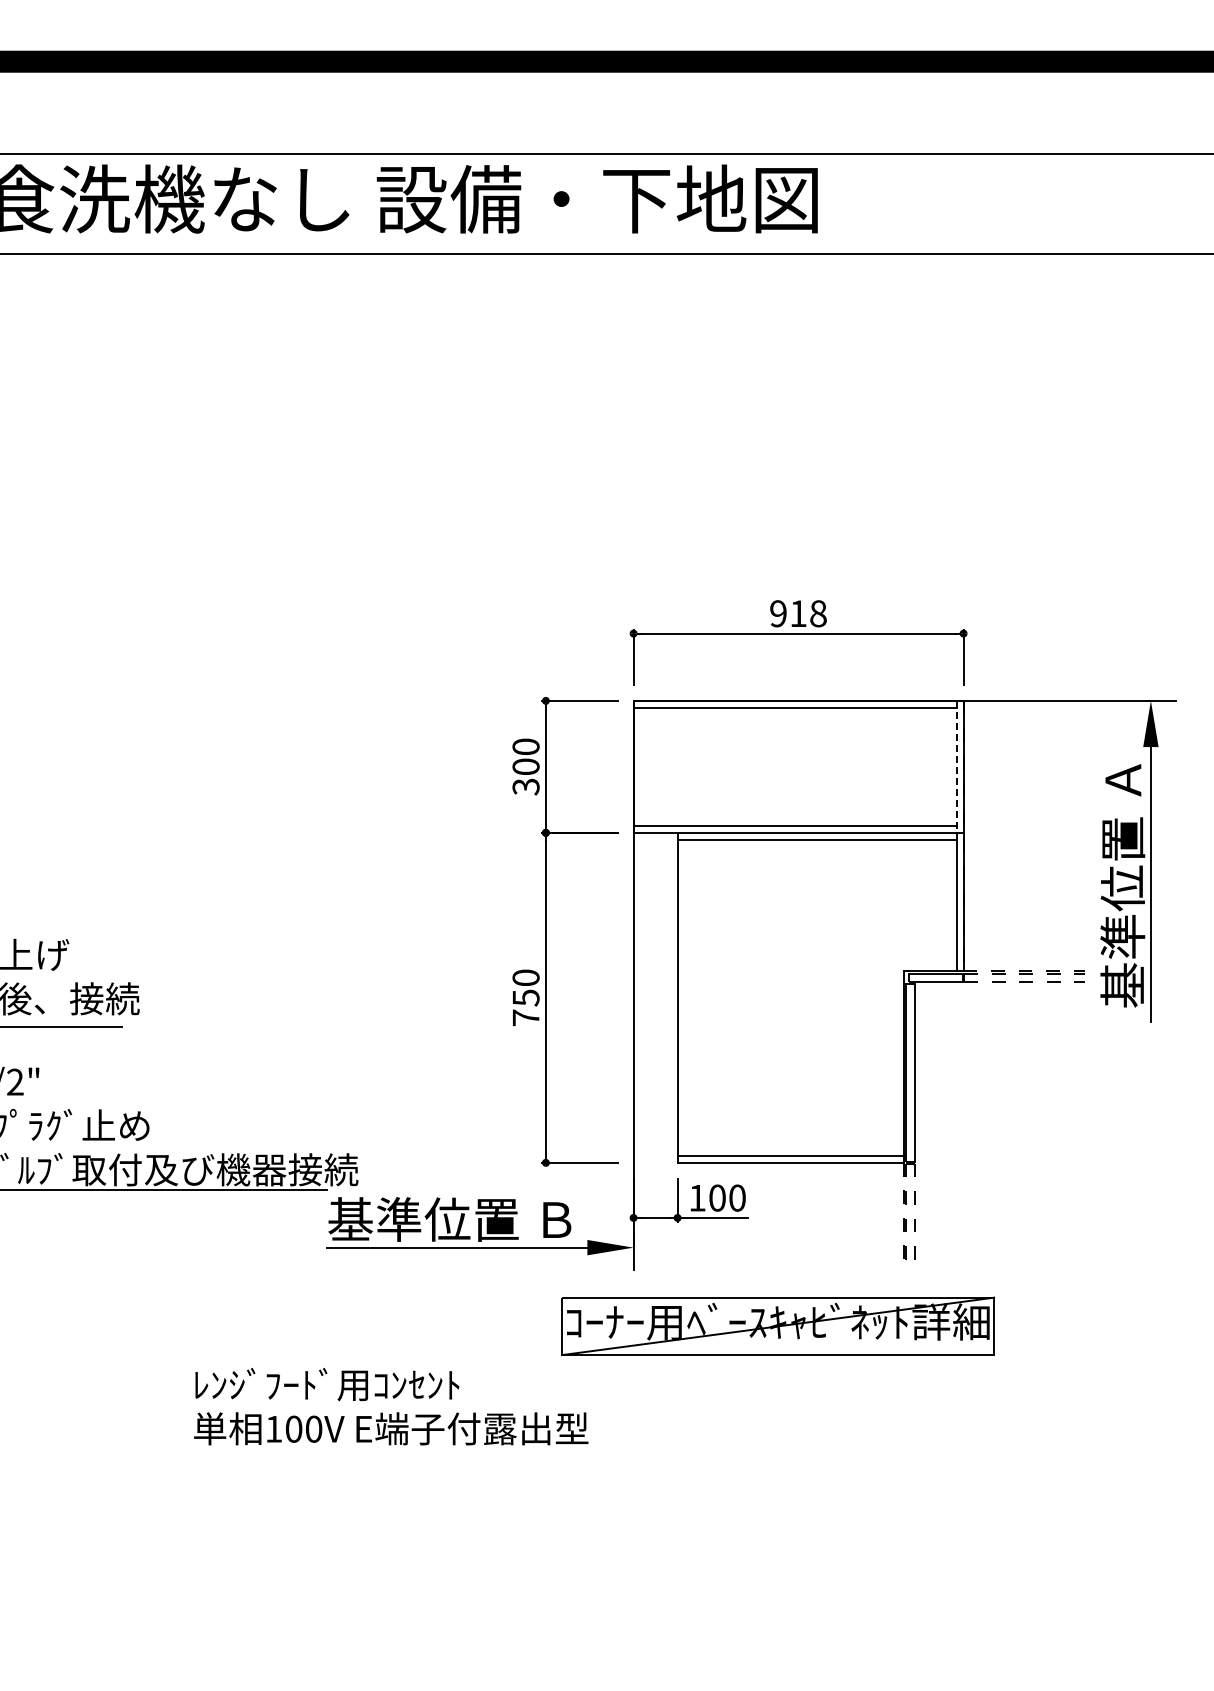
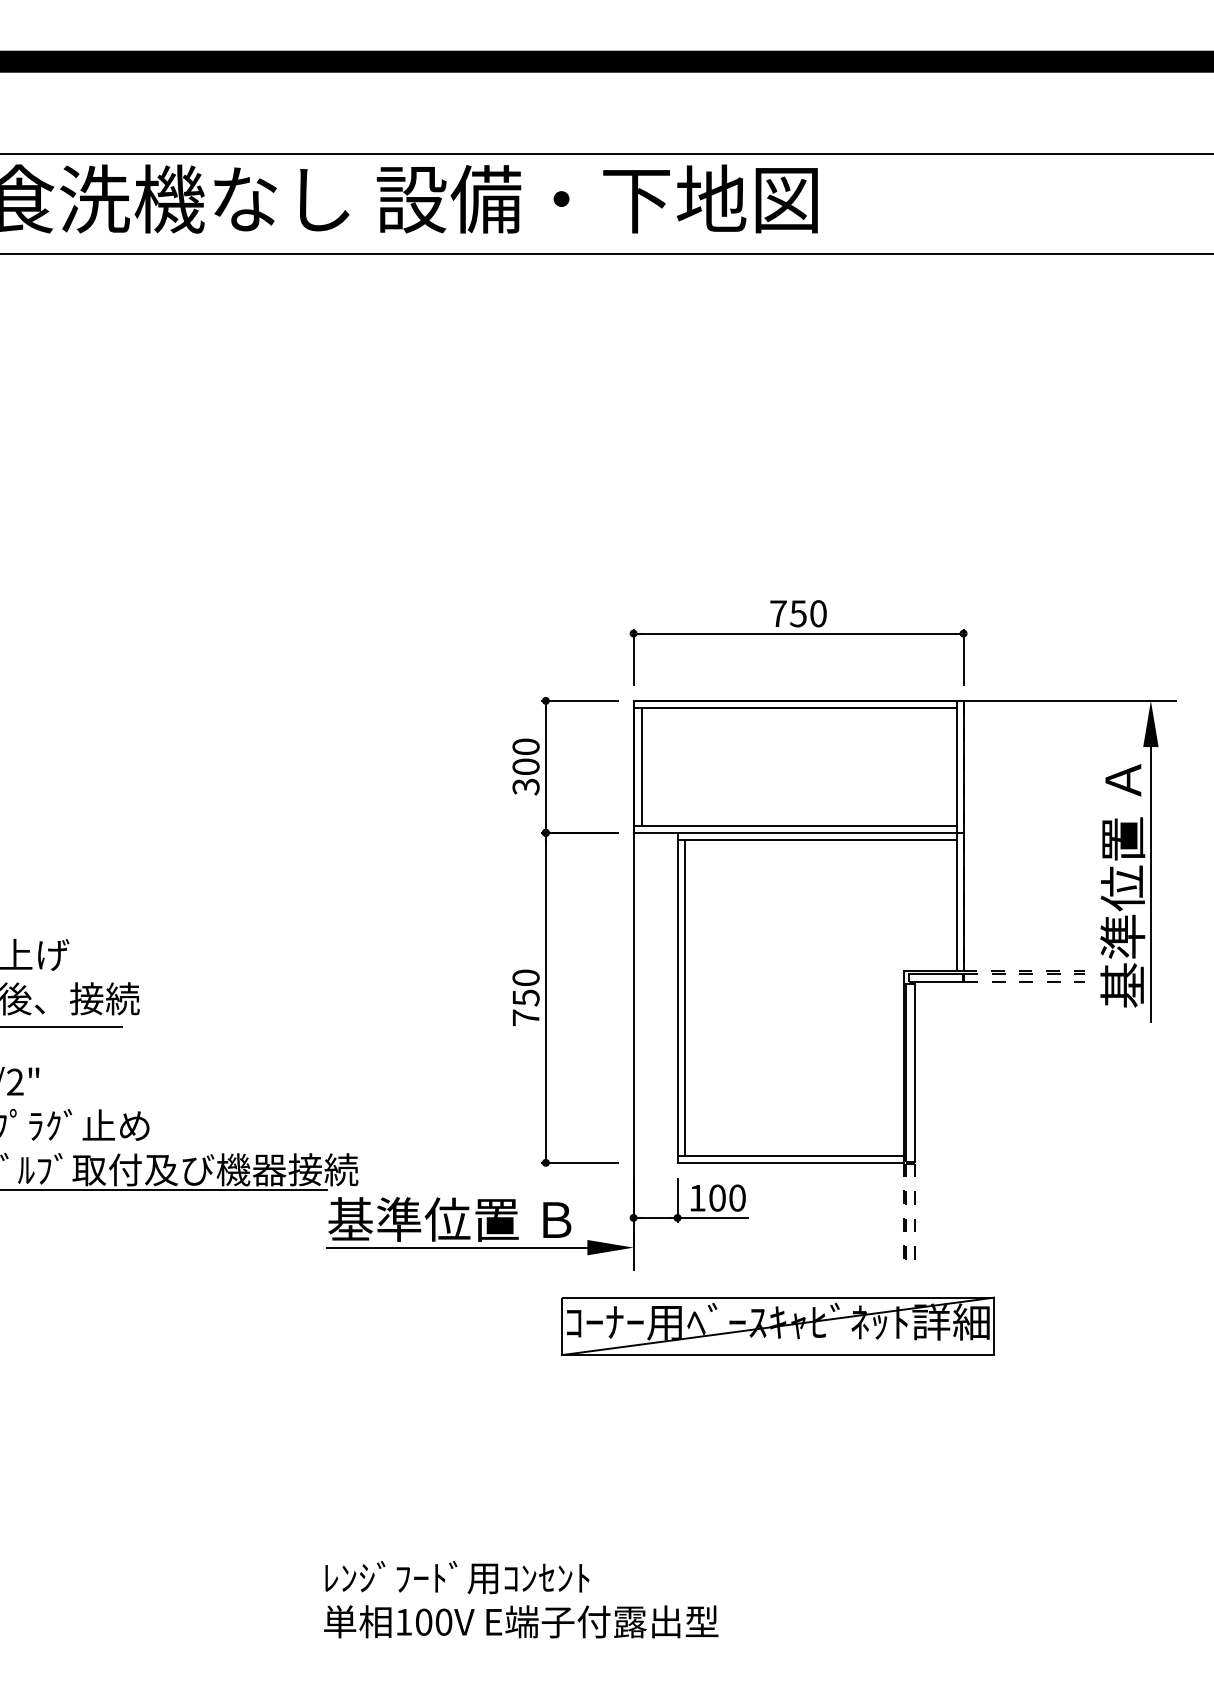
text: 918 -> 750 (798, 613)
line: none -> present (641, 766)
line: dashed -> solid (956, 766)
line: none -> present (684, 997)
text position: (391, 1406) -> (521, 1599) (521, 1599)
